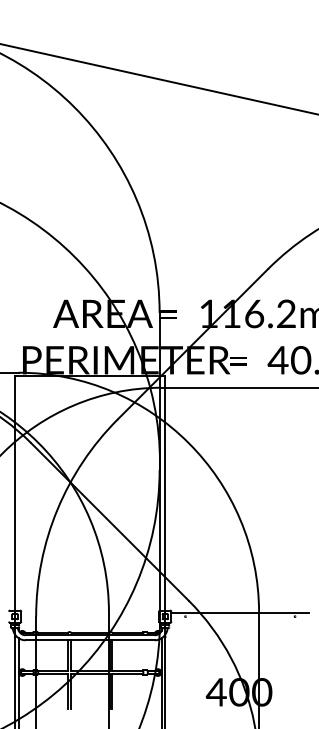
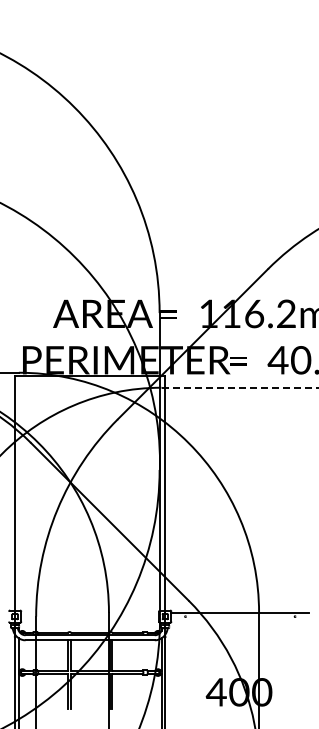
line: present -> none (158, 78)
line: solid -> dashed (240, 387)
